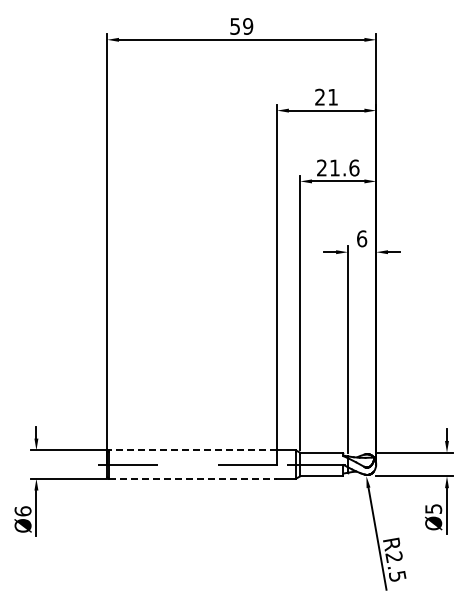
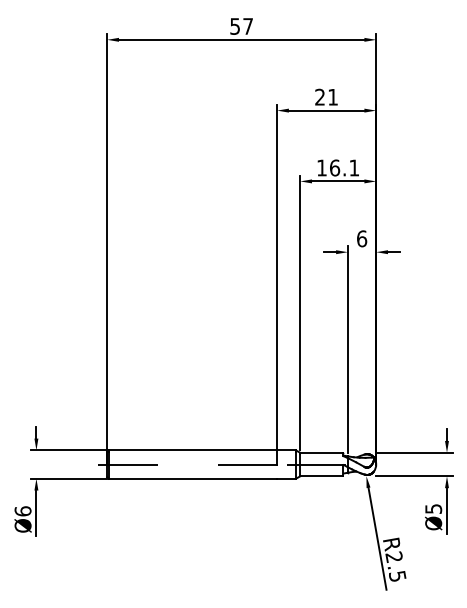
text: 59 -> 57 (248, 26)
text: 21.6 -> 16.1 (338, 167)
line: dashed -> solid (192, 450)
line: dashed -> solid (193, 478)
